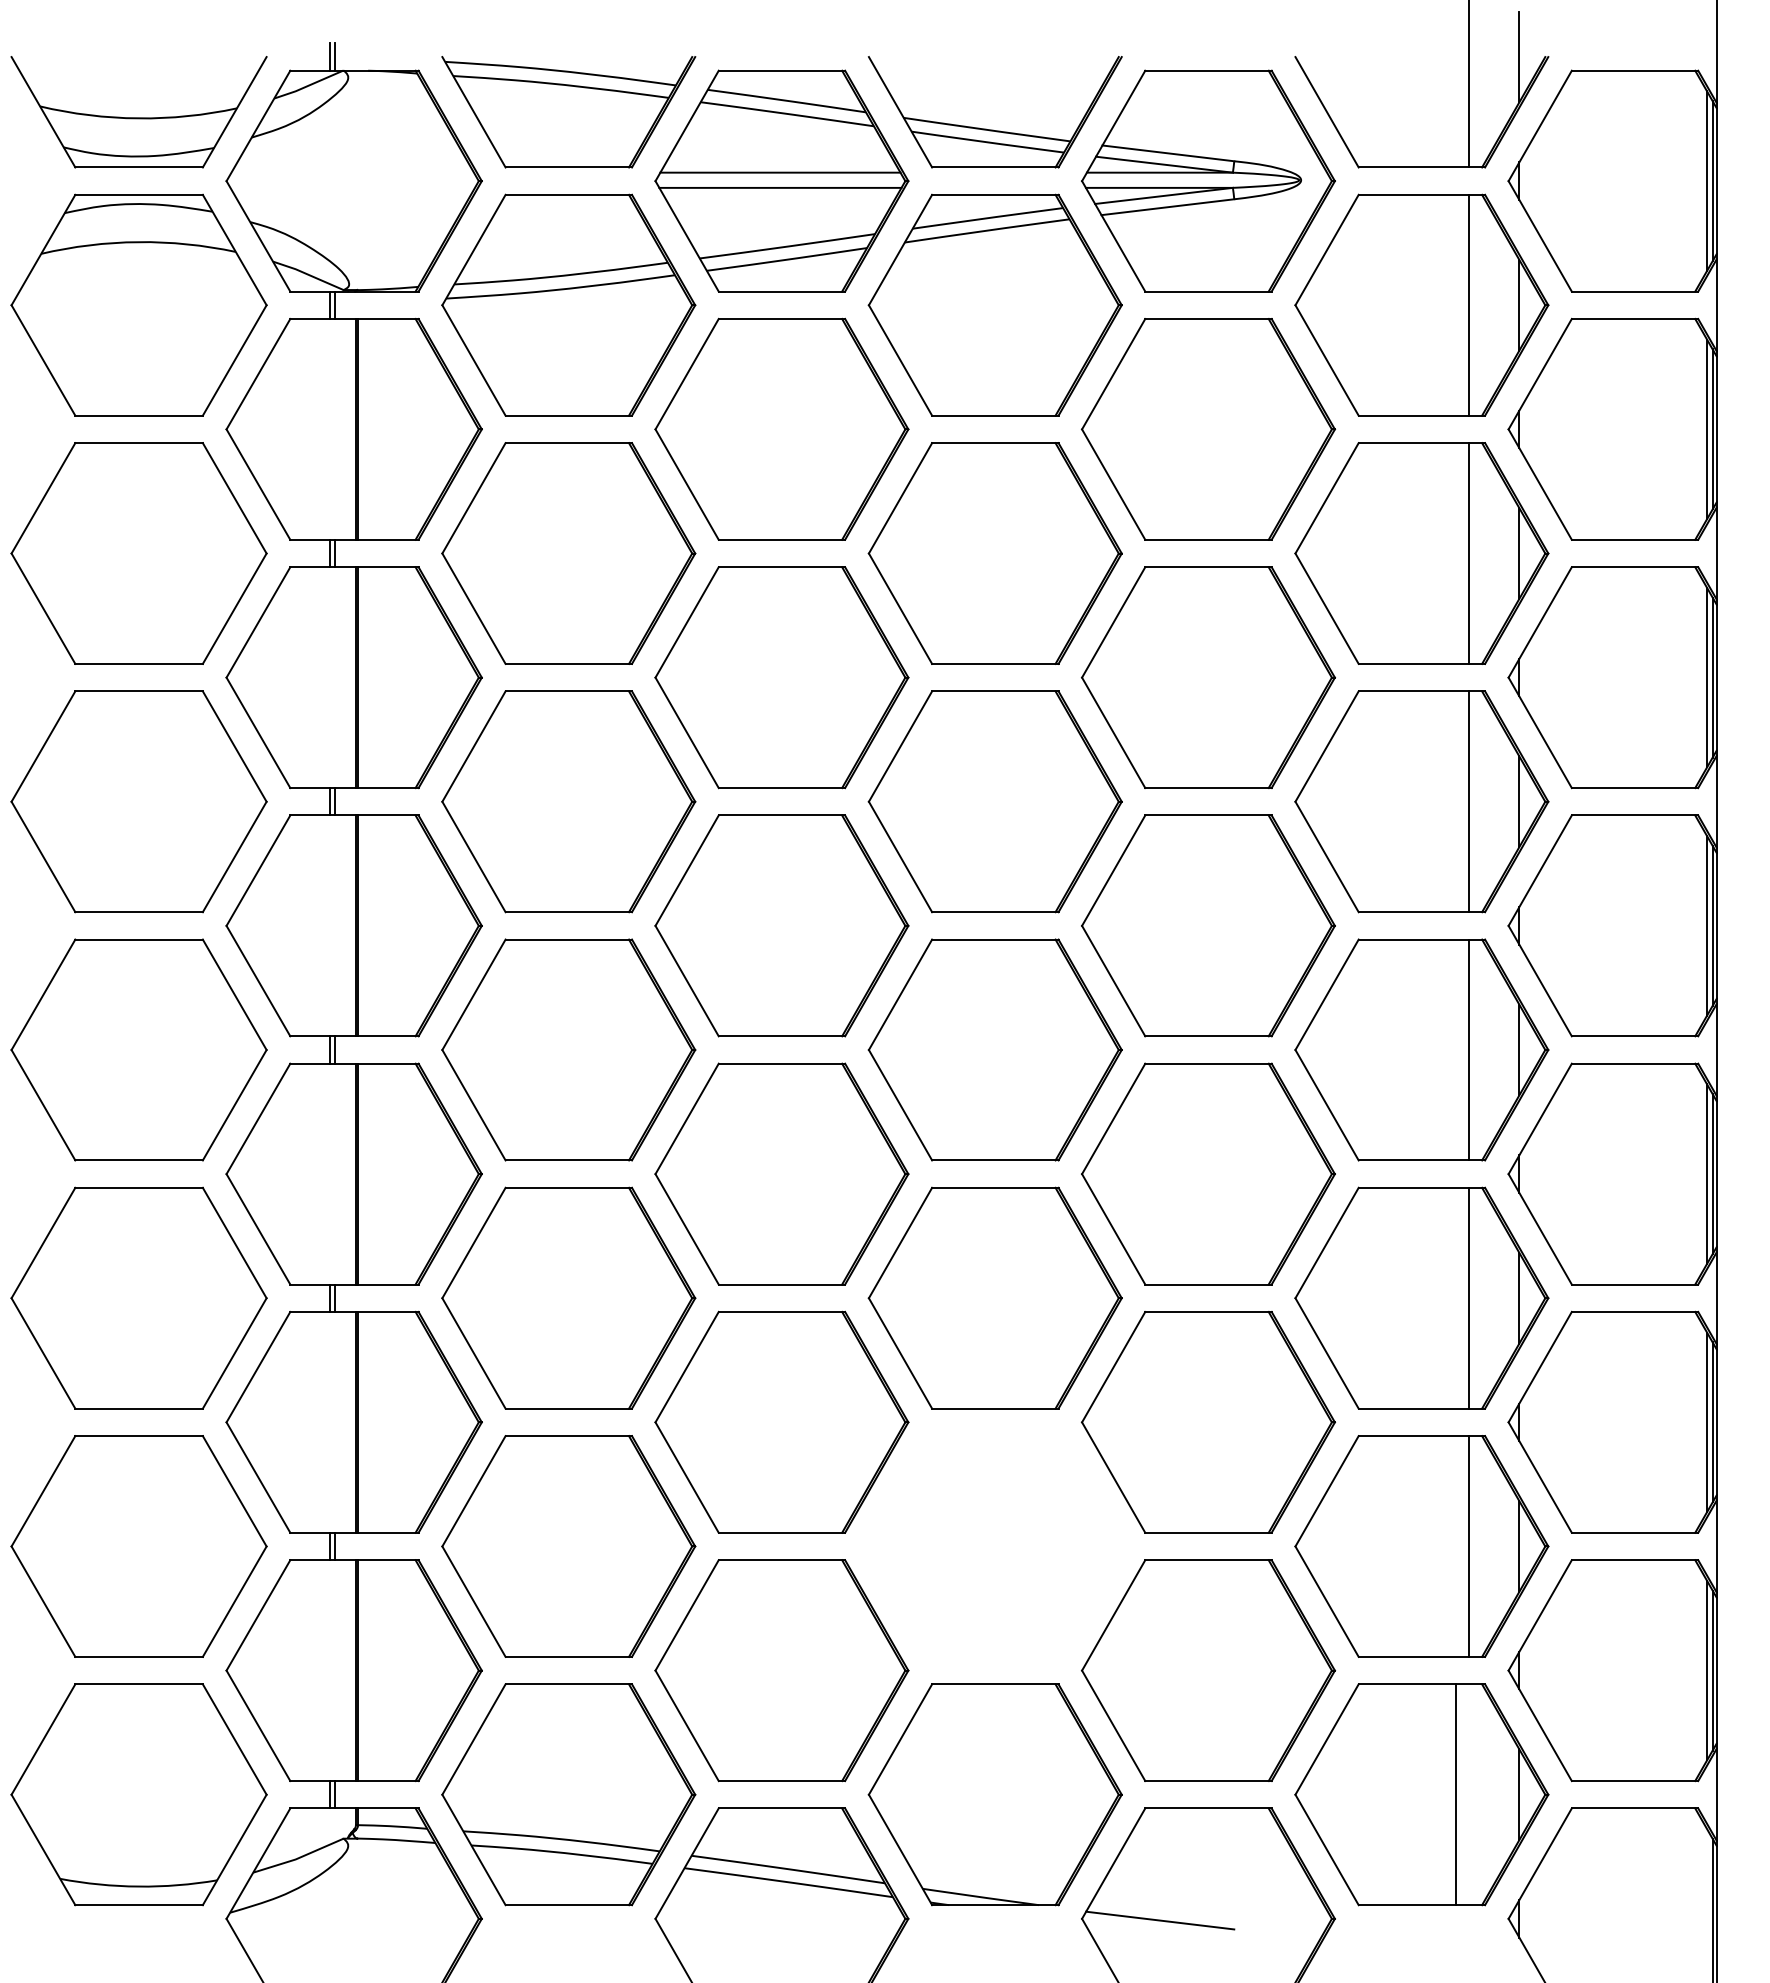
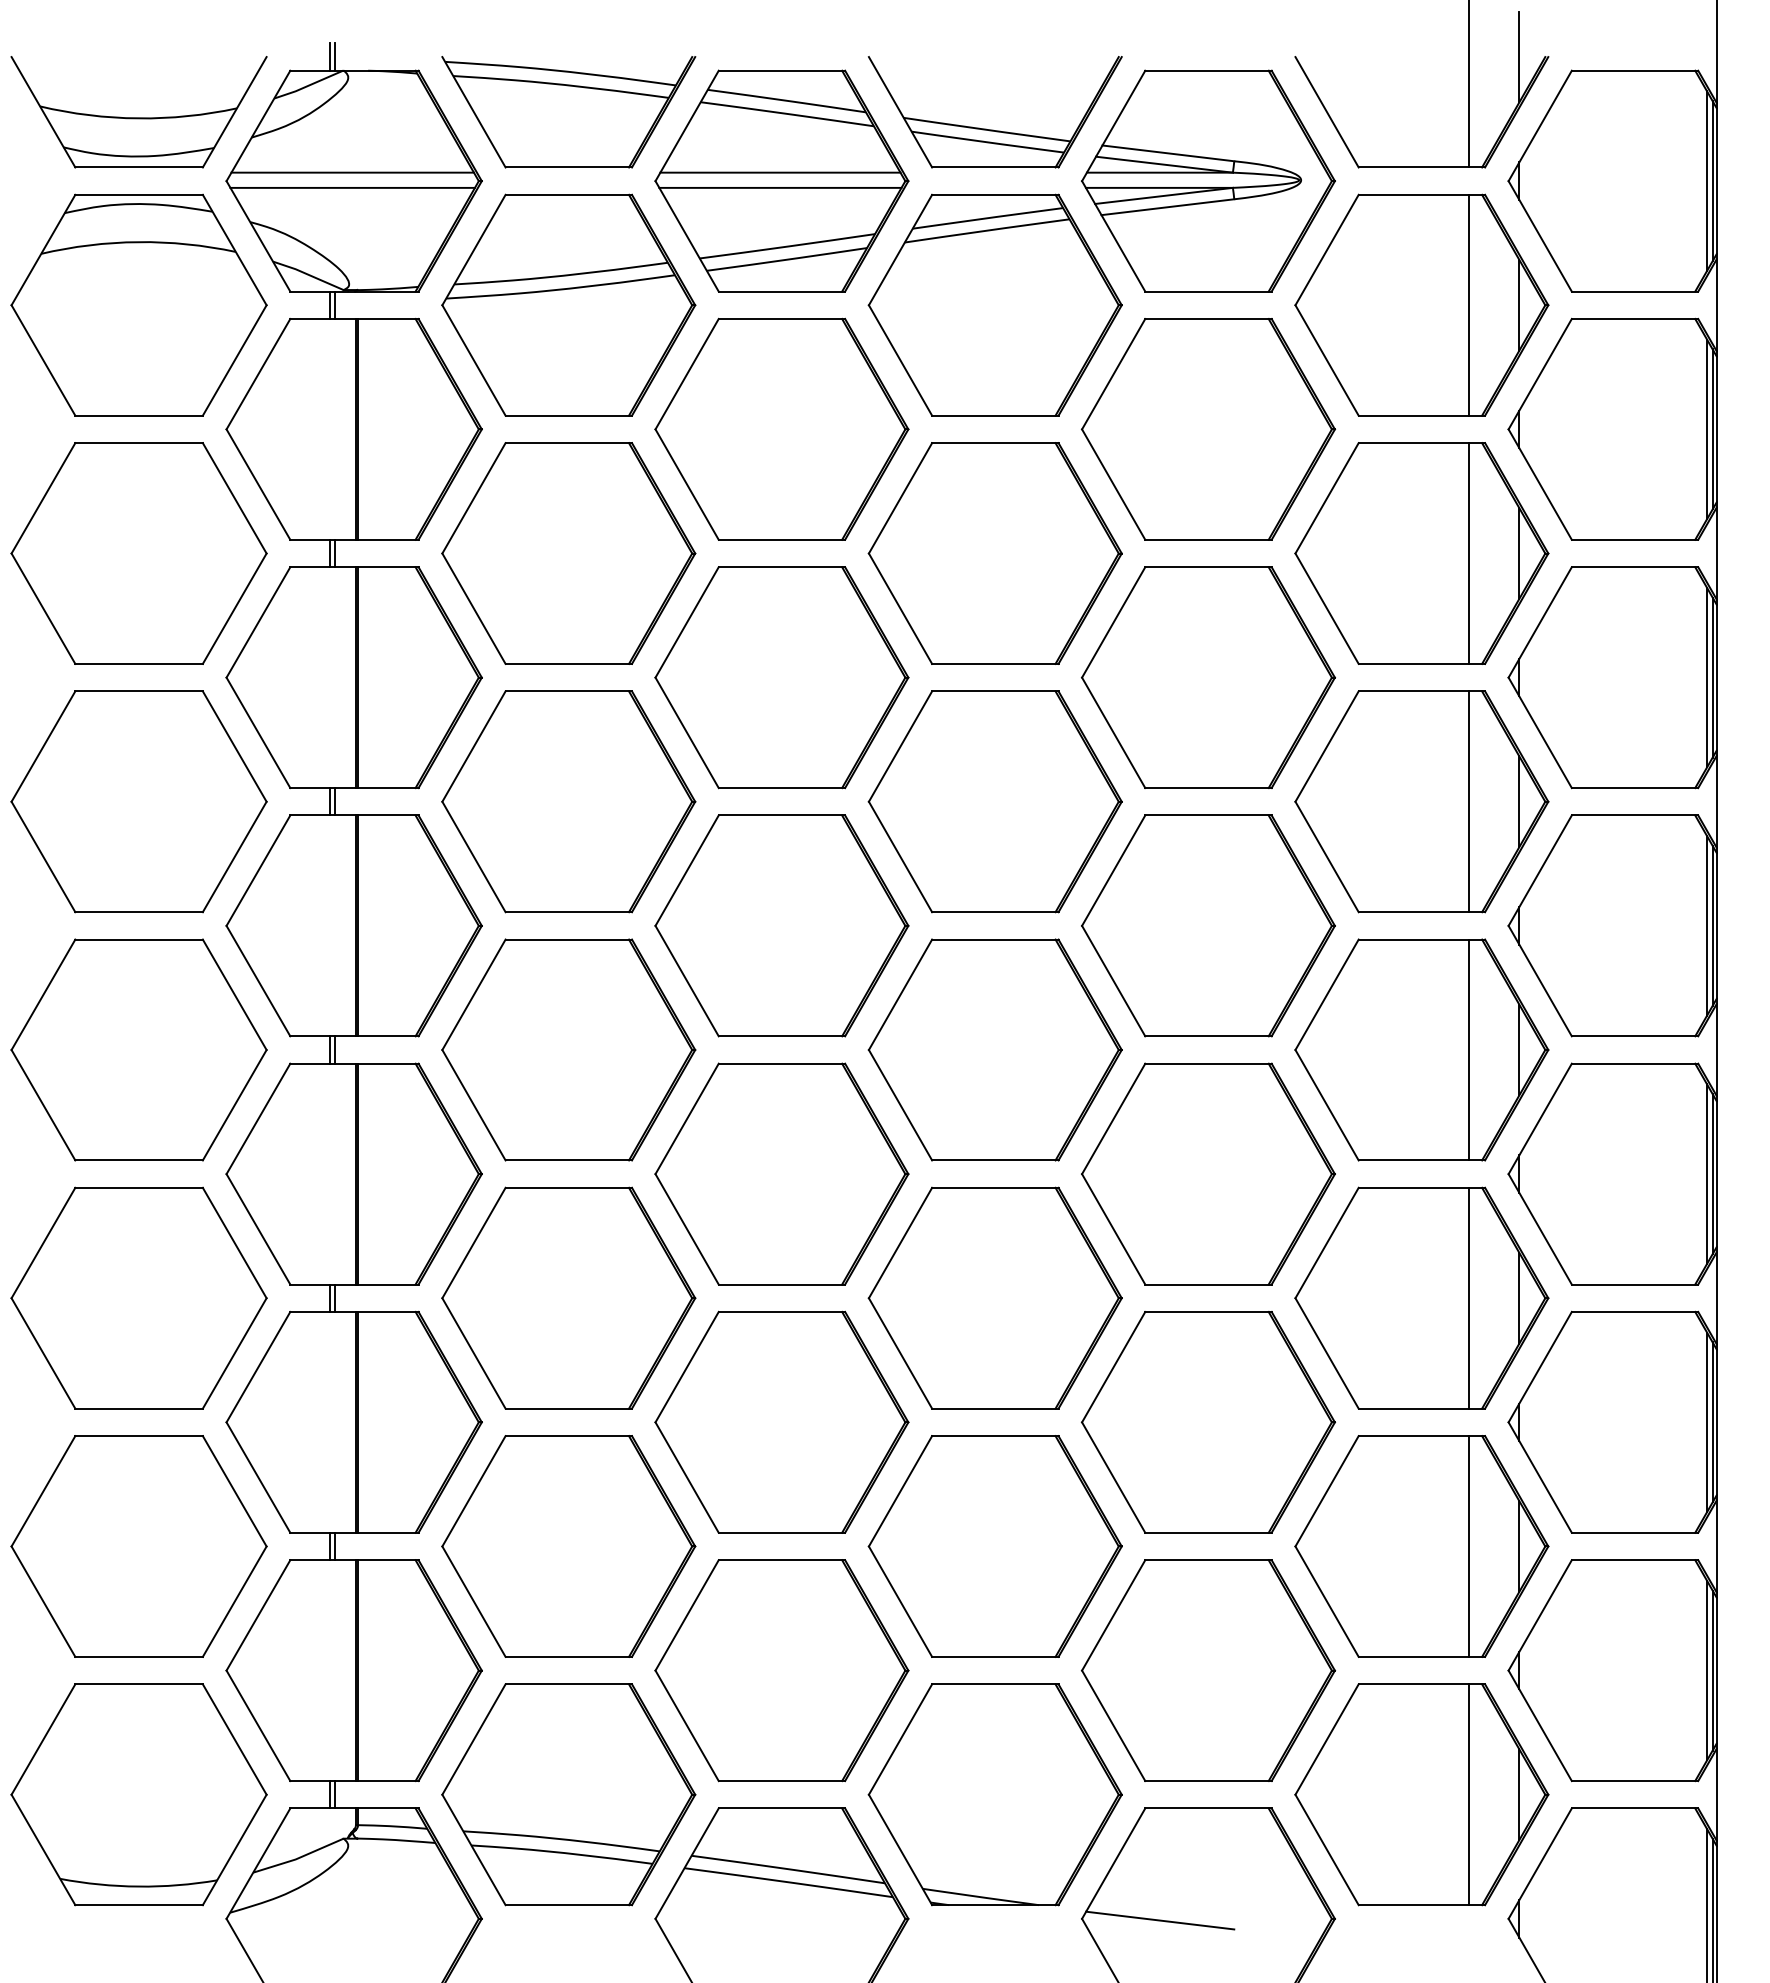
line: none -> present (352, 172)
line: none -> present (352, 187)
part: none -> present (994, 1546)
line position: (1456, 1794) -> (1469, 1794) (1469, 1794)
line: none -> present (1707, 1904)
